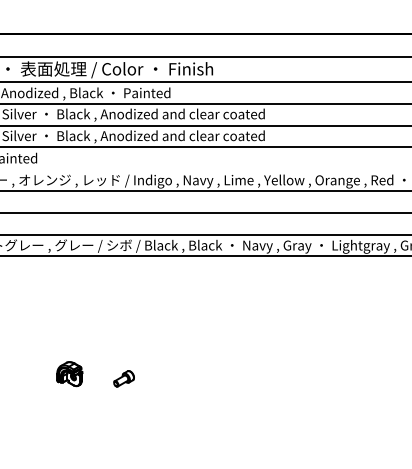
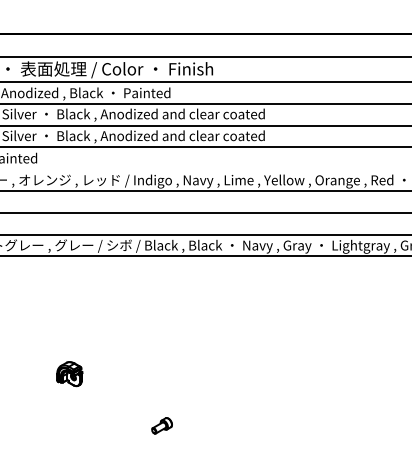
part position: (123, 378) -> (161, 425) (161, 425)
